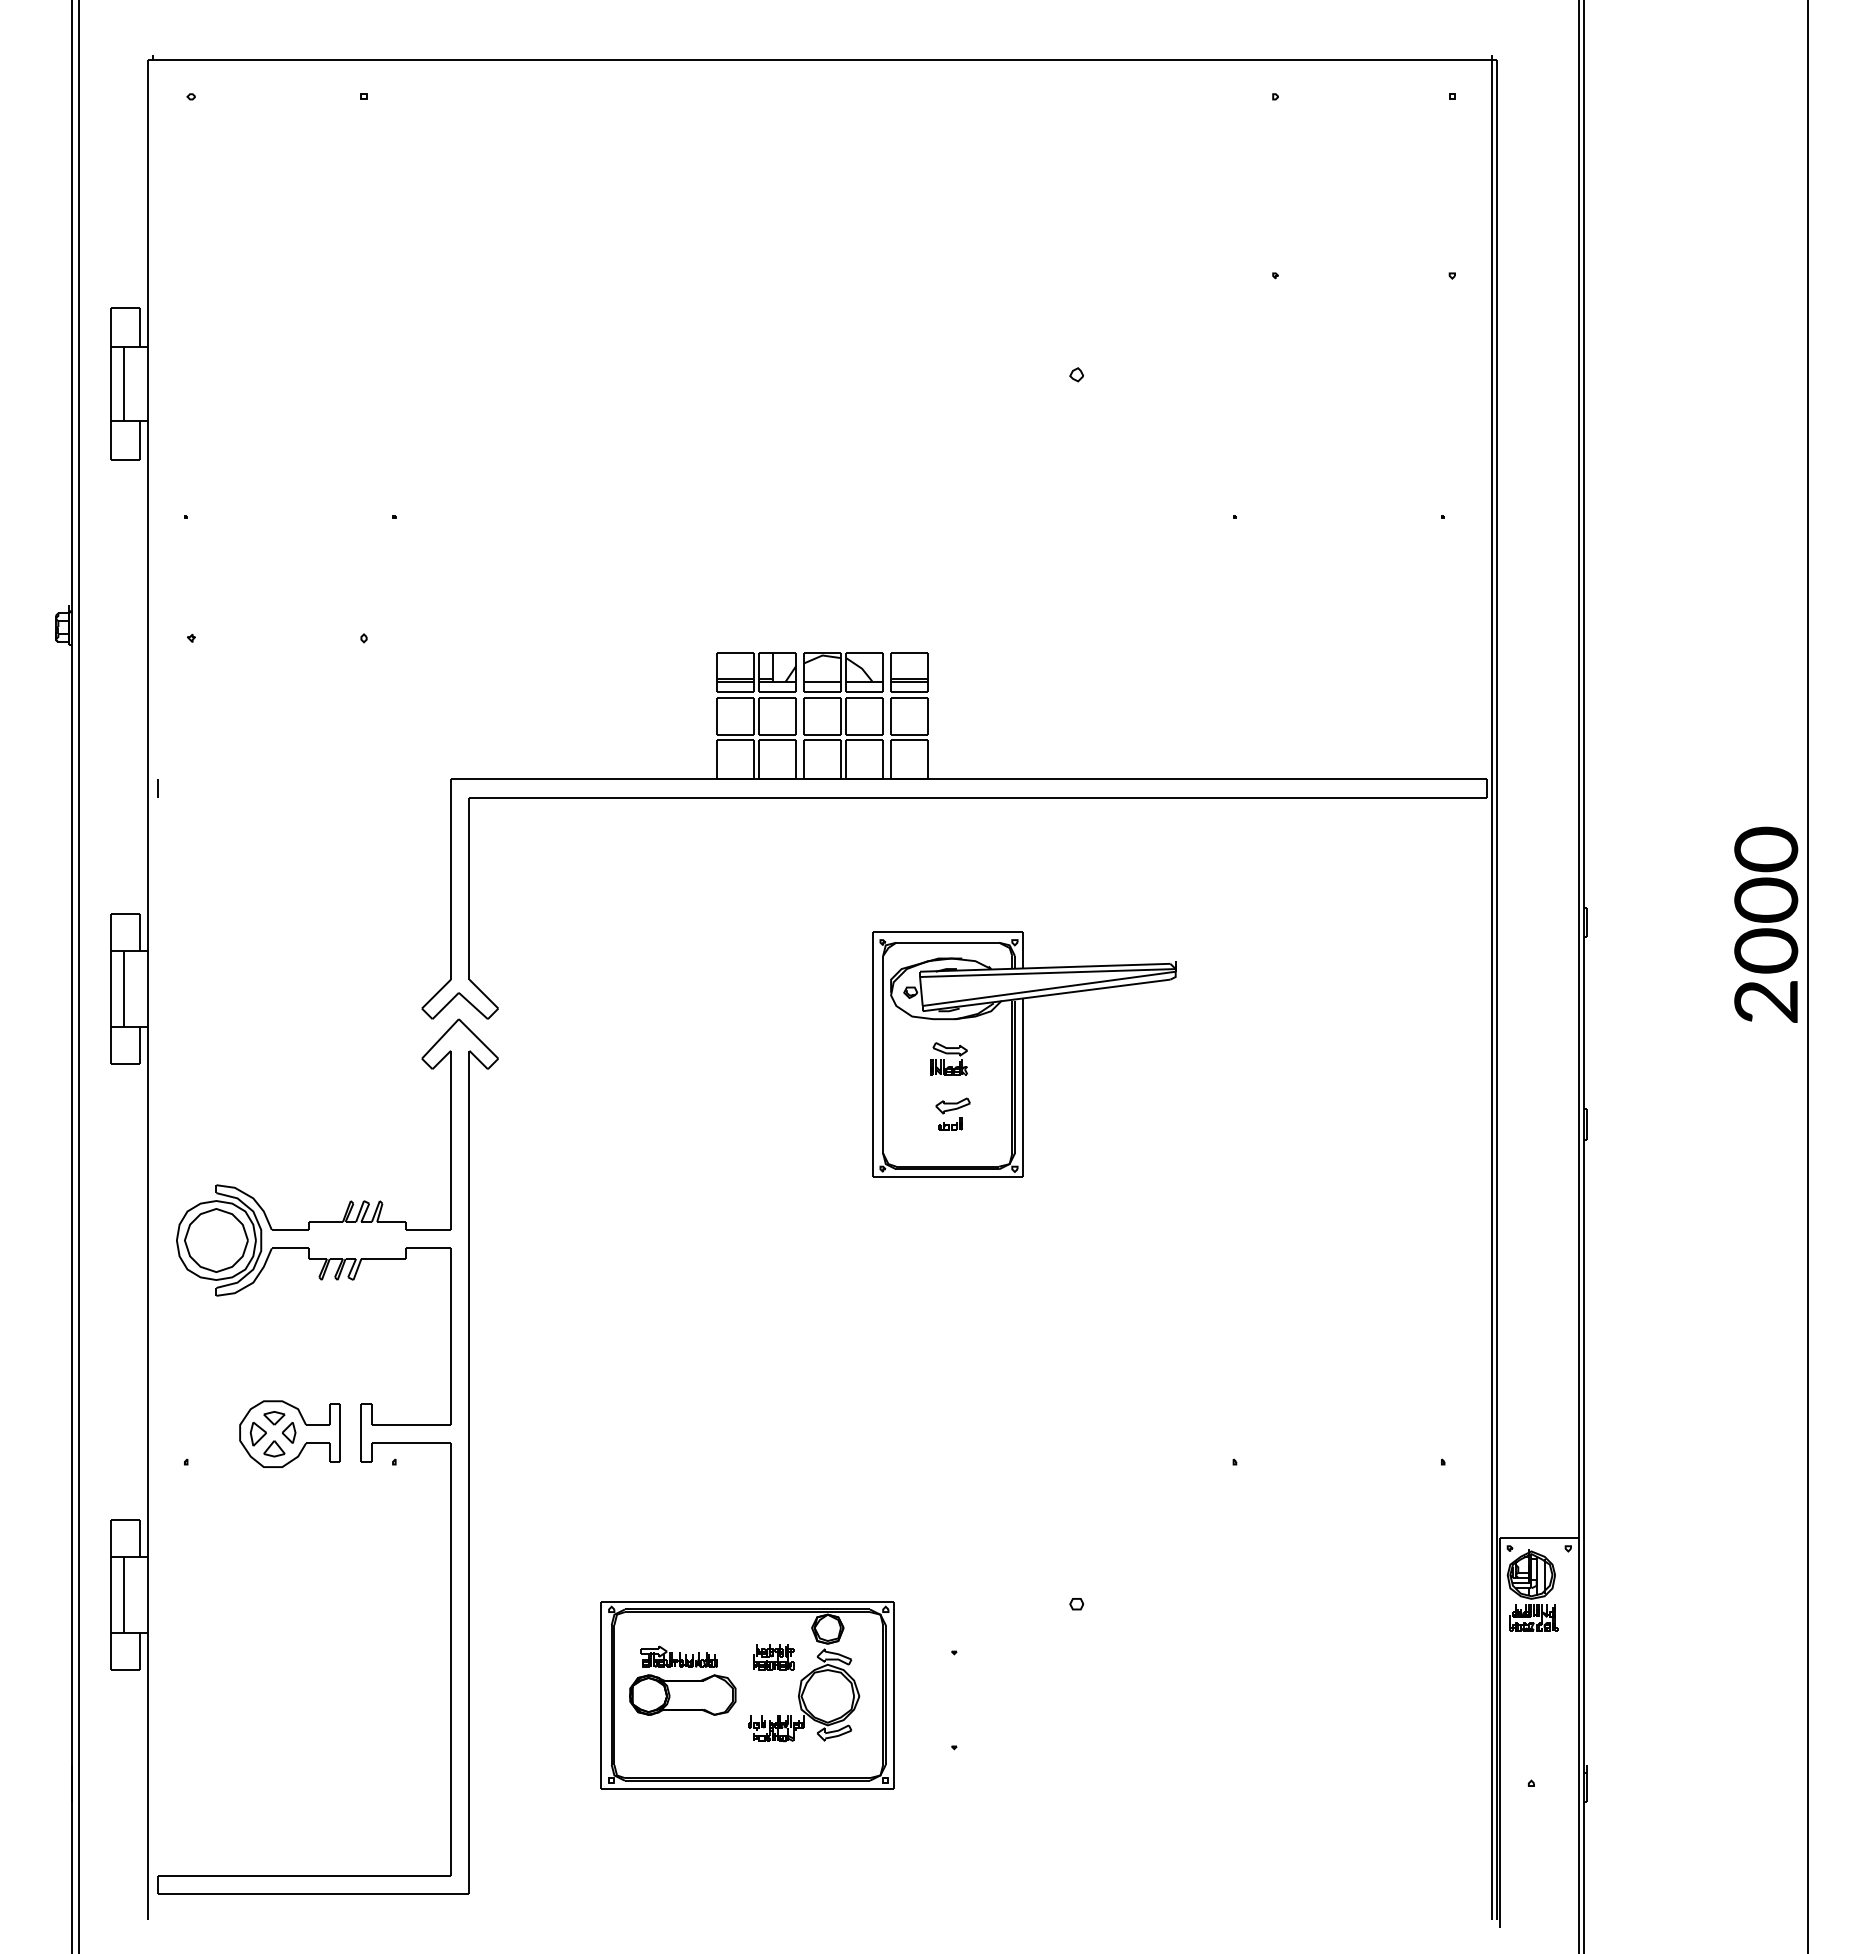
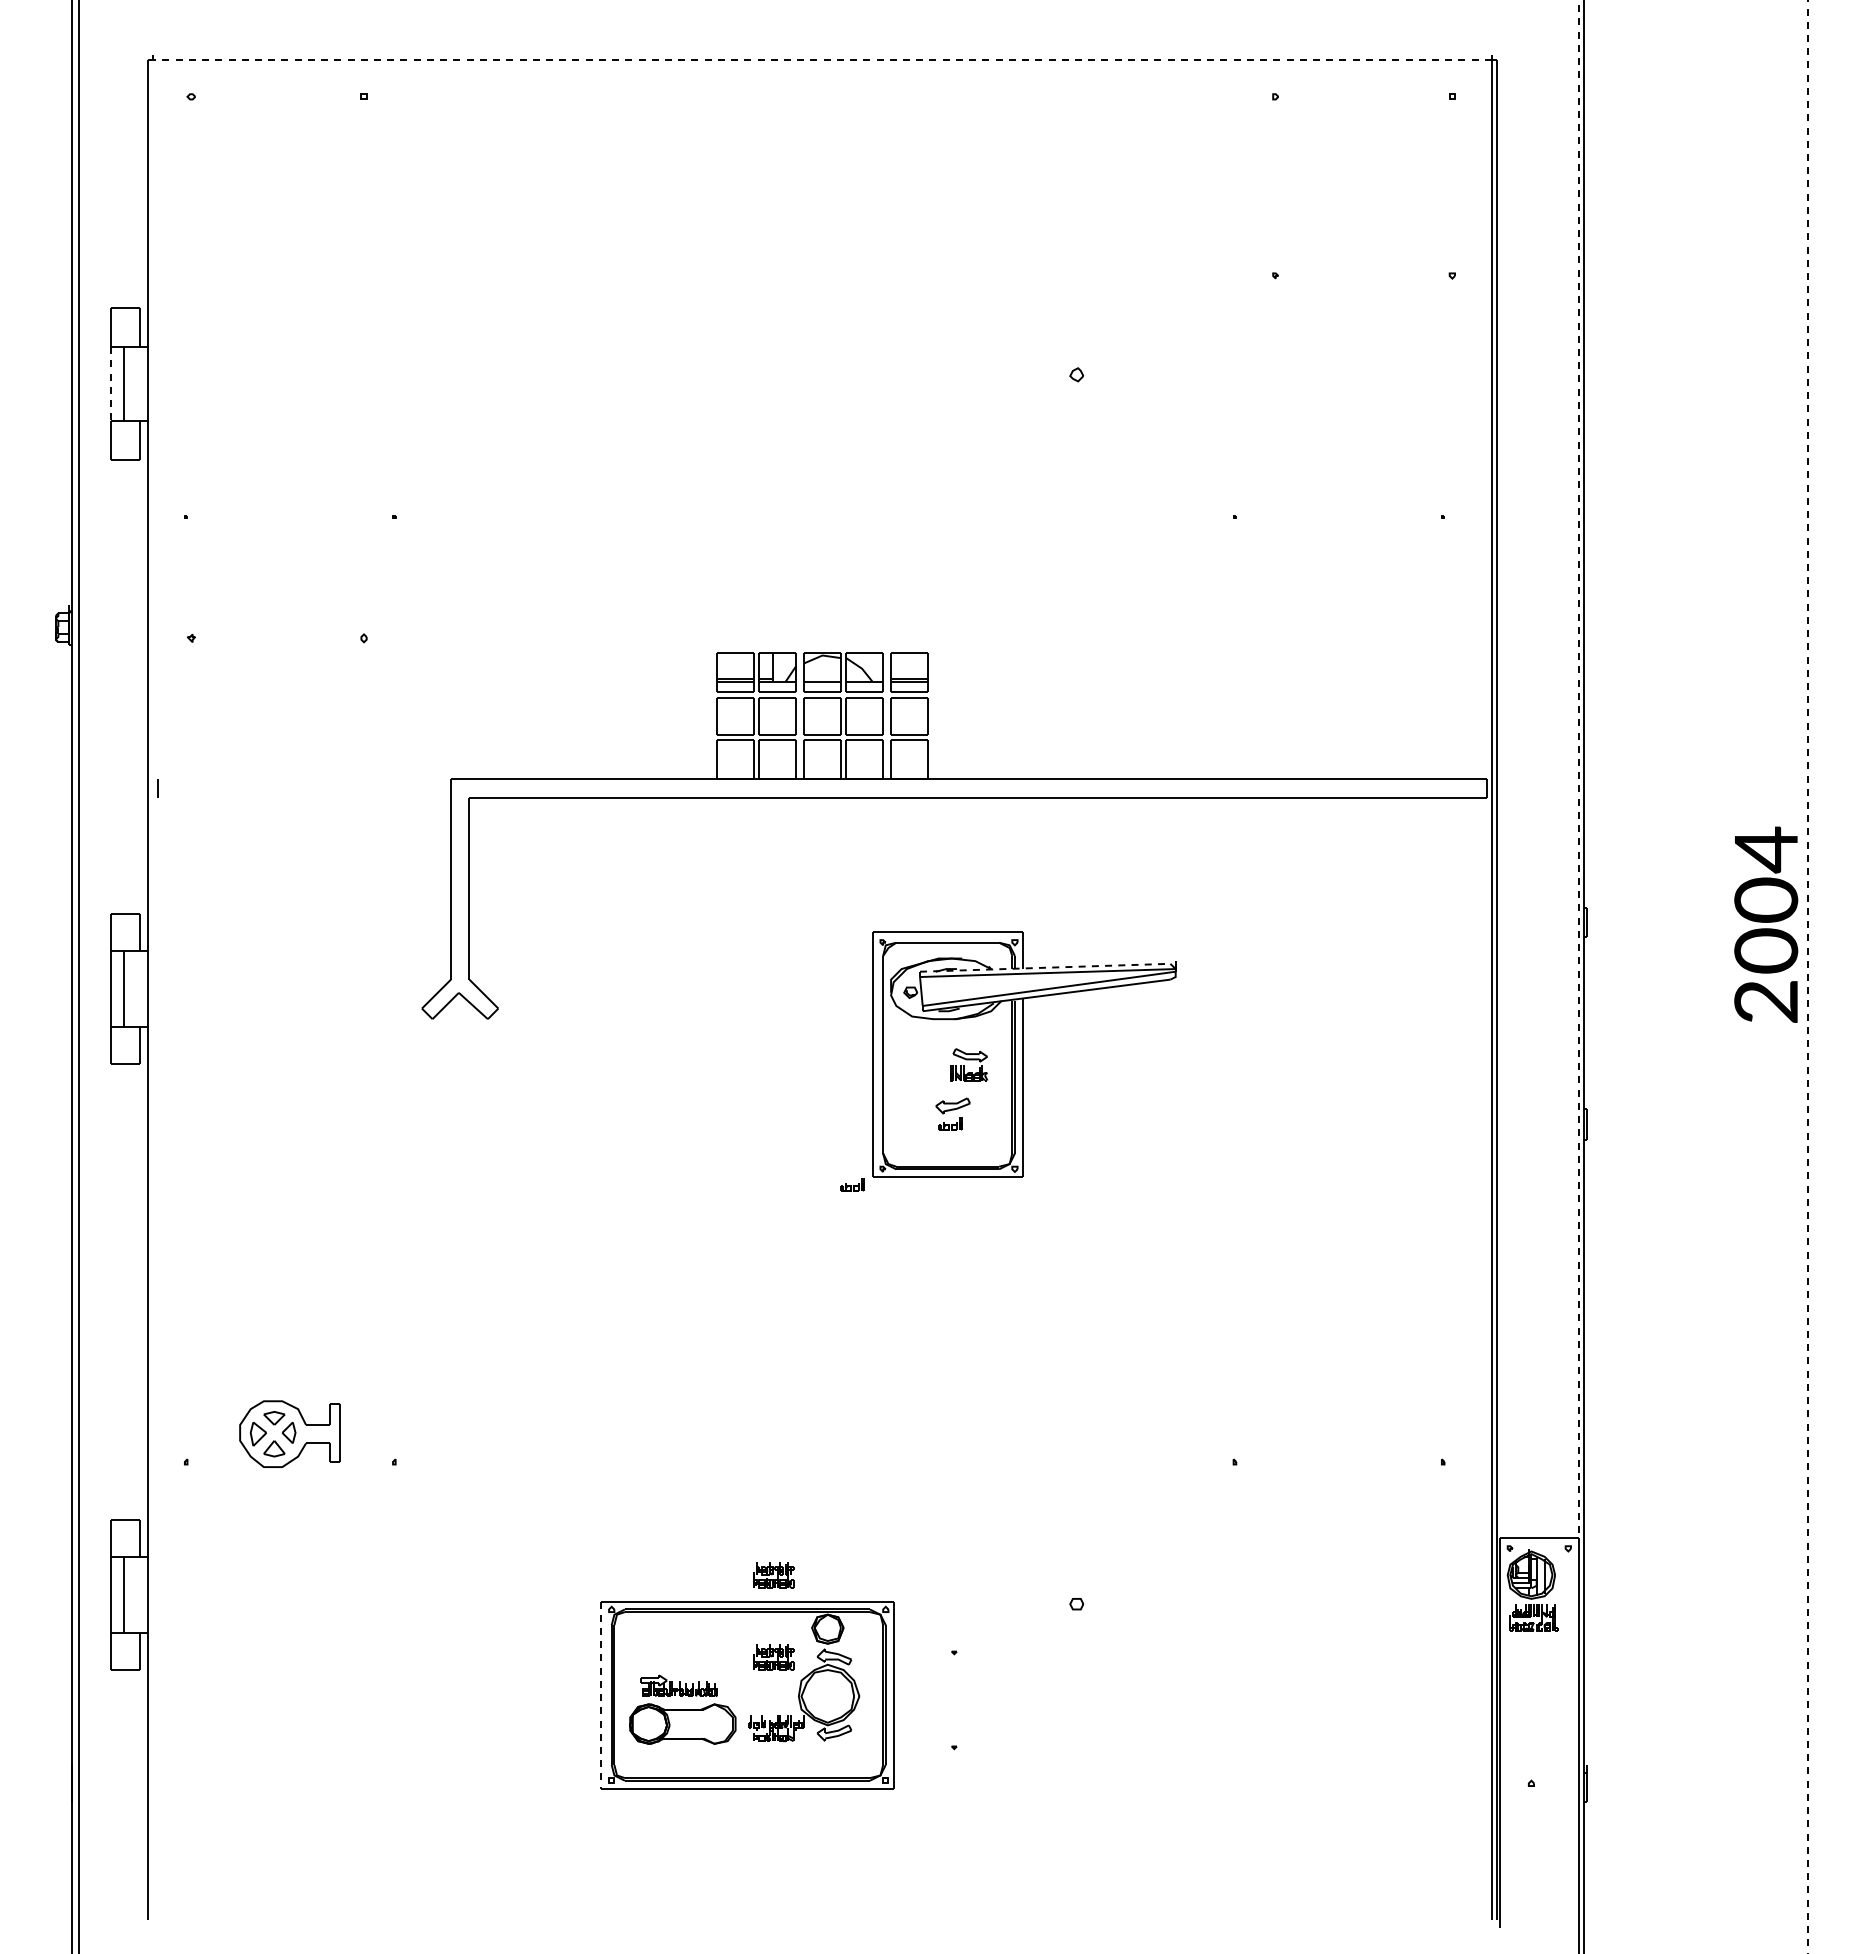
line: solid -> dashed (822, 59)
line: solid -> dashed (111, 384)
line: solid -> dashed (1578, 769)
text: 2000 -> 2004 (1766, 849)
line: solid -> dashed (1045, 967)
line: solid -> dashed (1808, 976)
part position: (948, 1058) -> (968, 1064) (968, 1064)
part: none -> present (852, 1184)
part: present -> none (360, 1456)
part: none -> present (773, 1575)
part position: (682, 1680) -> (682, 1709) (682, 1709)
line: solid -> dashed (601, 1695)
